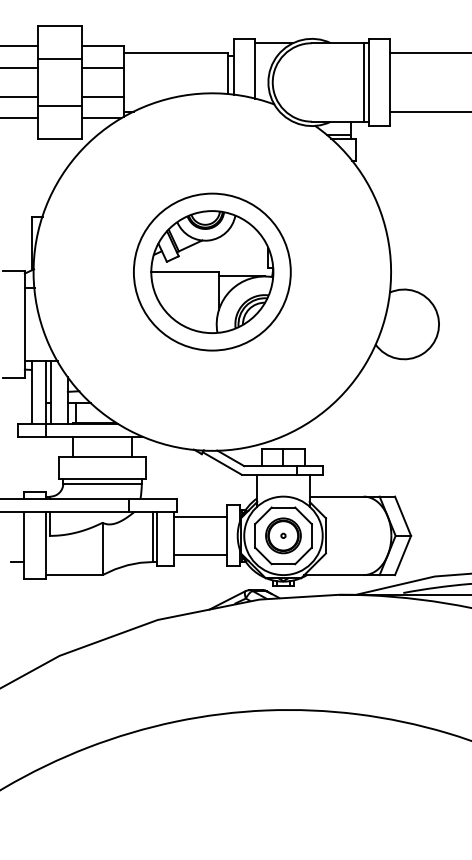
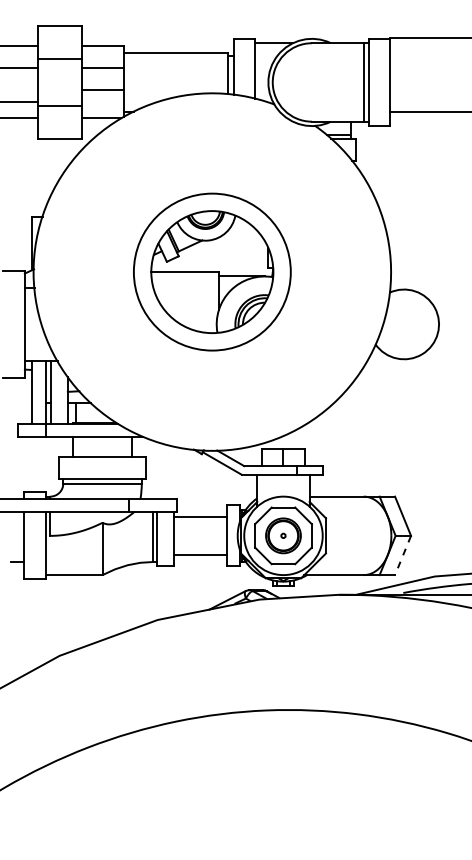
line position: (429, 53) -> (429, 38) (429, 38)
line position: (20, 97) -> (20, 102) (20, 102)
line position: (102, 97) -> (102, 90) (102, 90)
line: solid -> dashed (402, 555)
